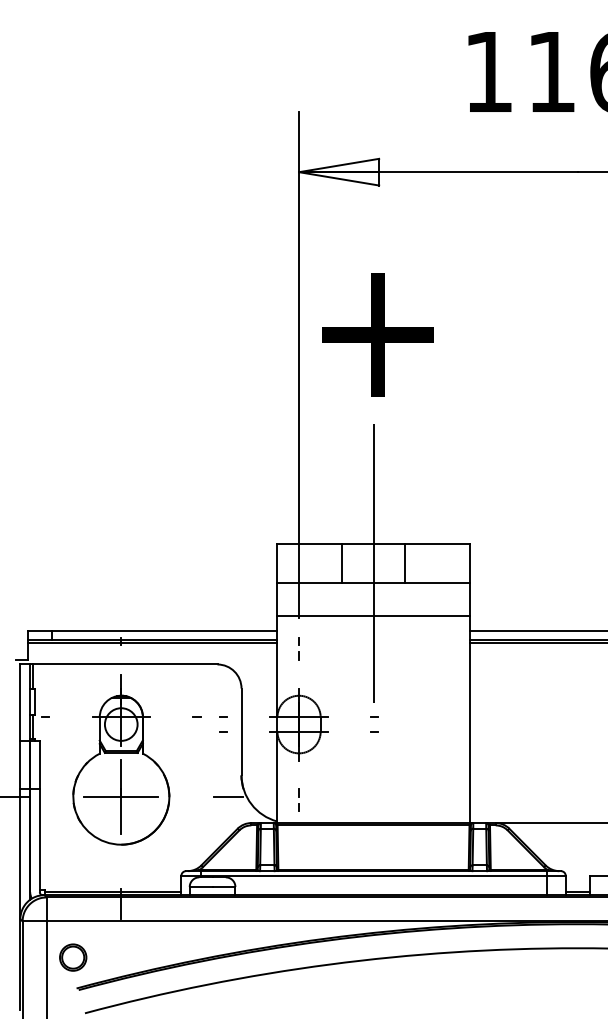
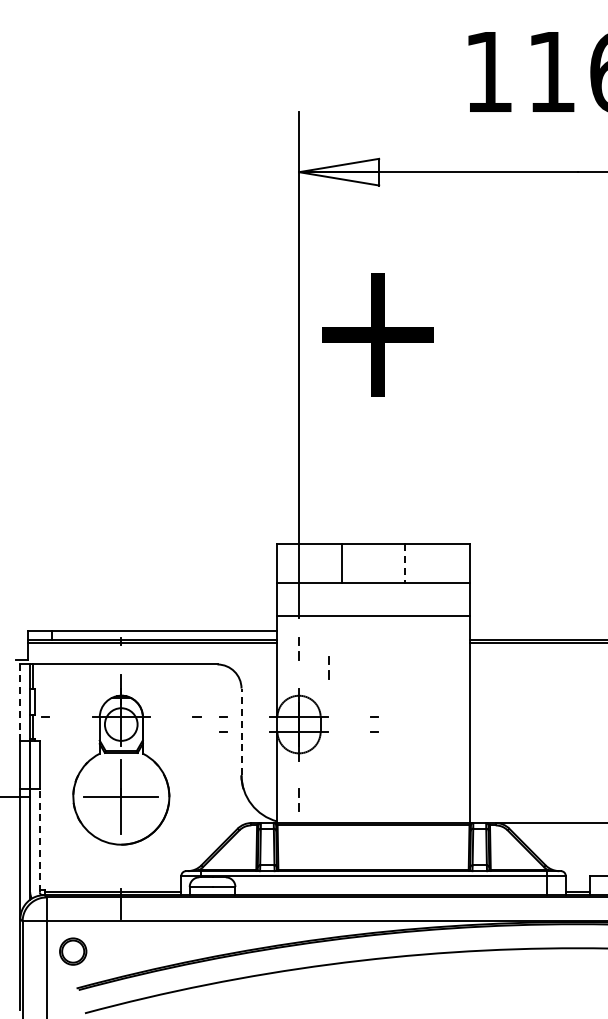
line: present -> none (373, 563)
line: solid -> dashed (404, 564)
line: present -> none (536, 630)
line: none -> present (328, 664)
line: solid -> dashed (20, 702)
line: solid -> dashed (241, 731)
line: present -> none (228, 796)
line: solid -> dashed (39, 840)
part position: (73, 957) -> (73, 951) (73, 951)
